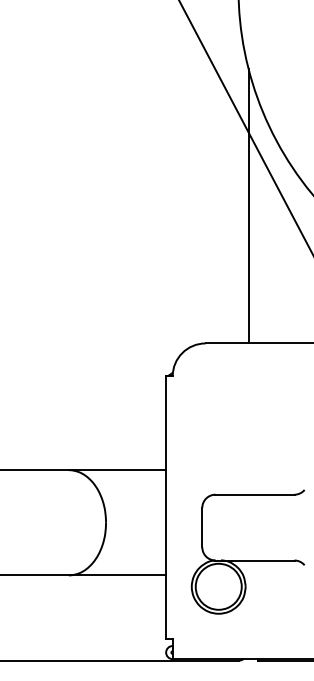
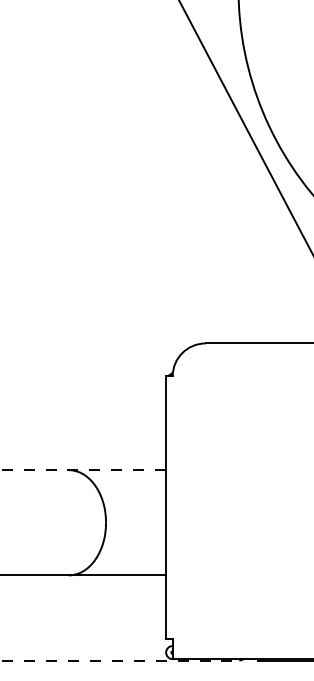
line: present -> none (248, 206)
line: solid -> dashed (83, 470)
part: present -> none (247, 560)
line: solid -> dashed (120, 660)
